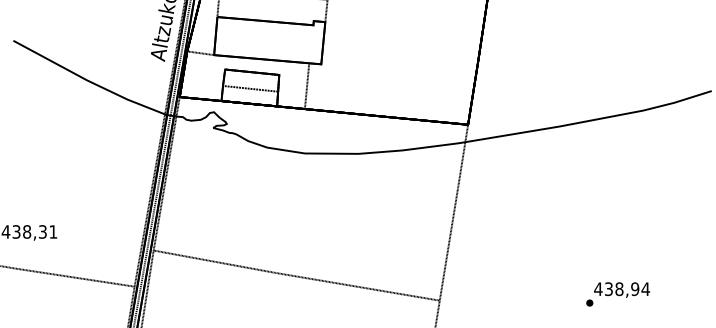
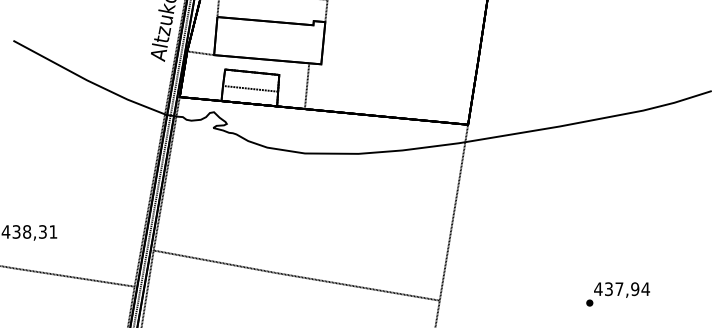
text: 438,94 -> 437,94 (619, 289)
